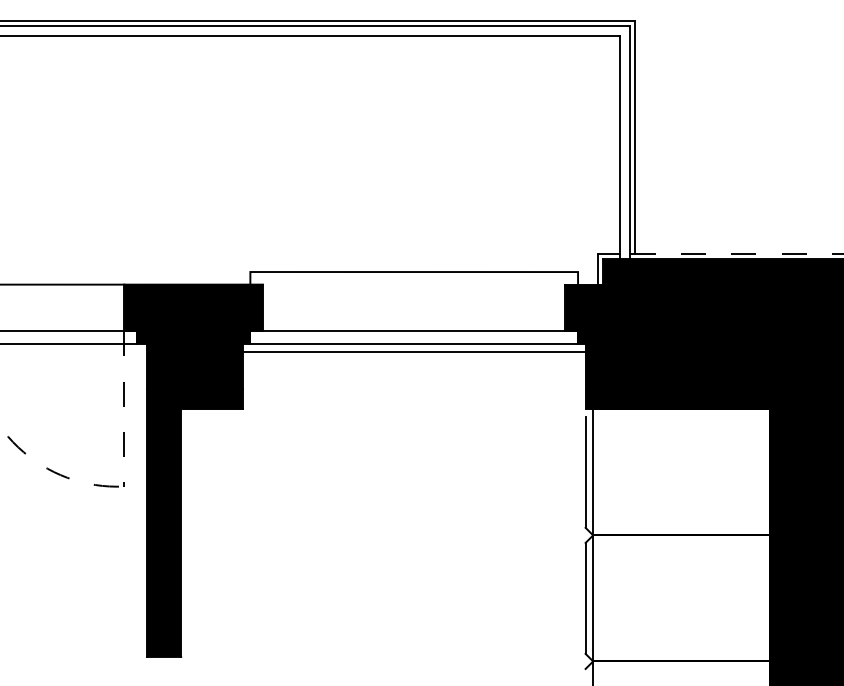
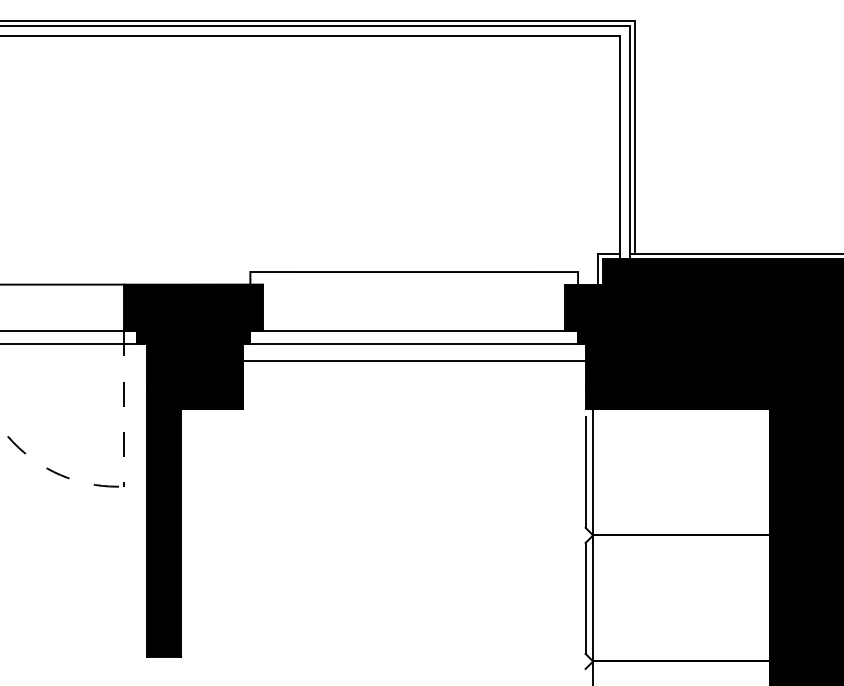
line: dashed -> solid (737, 254)
line position: (413, 352) -> (413, 361) (413, 361)
